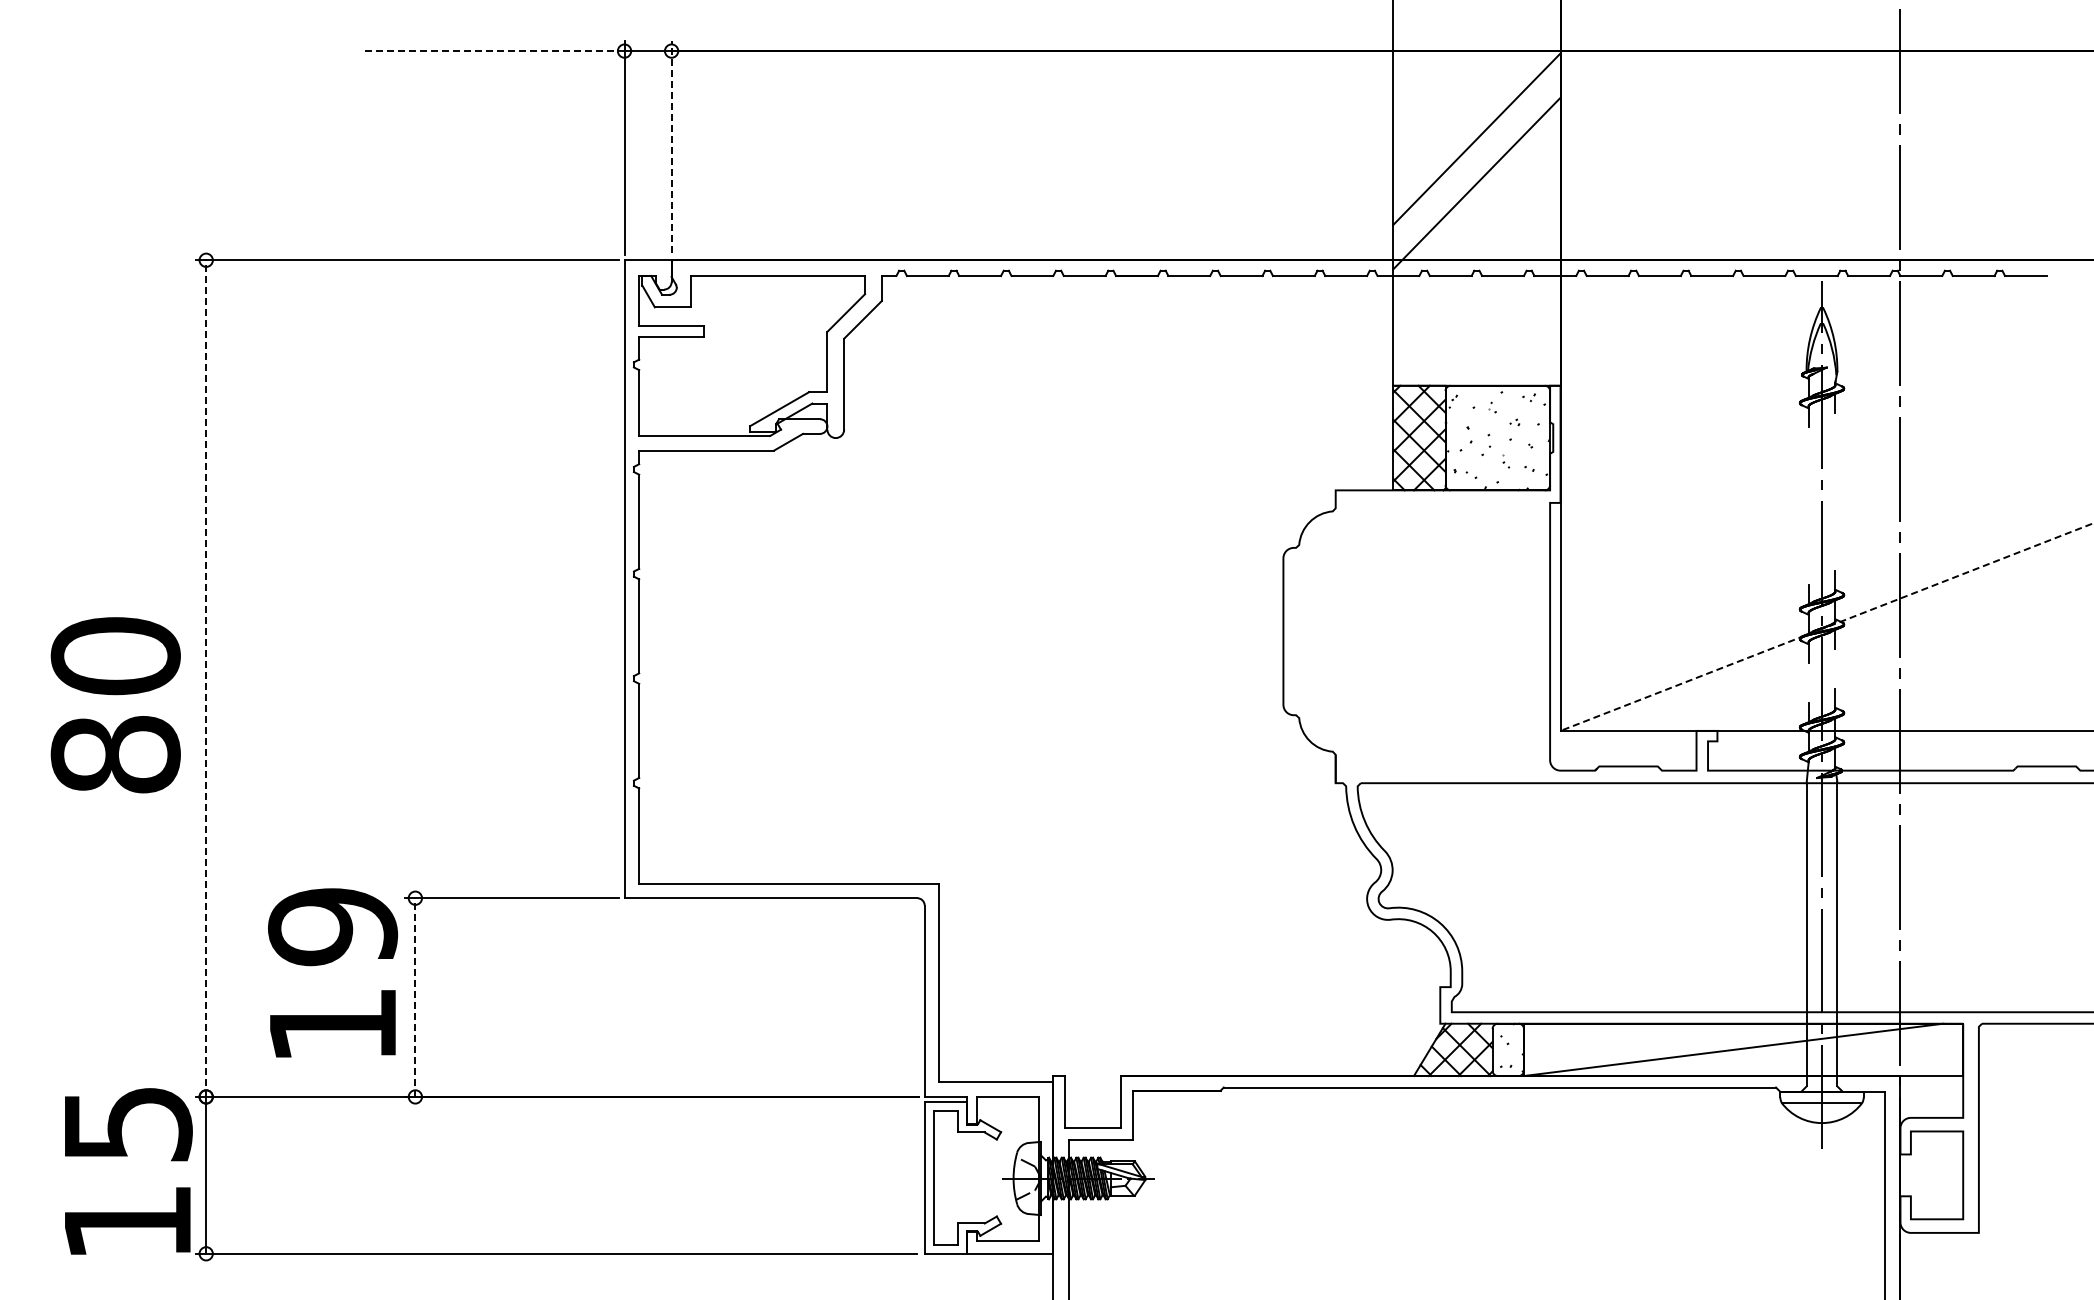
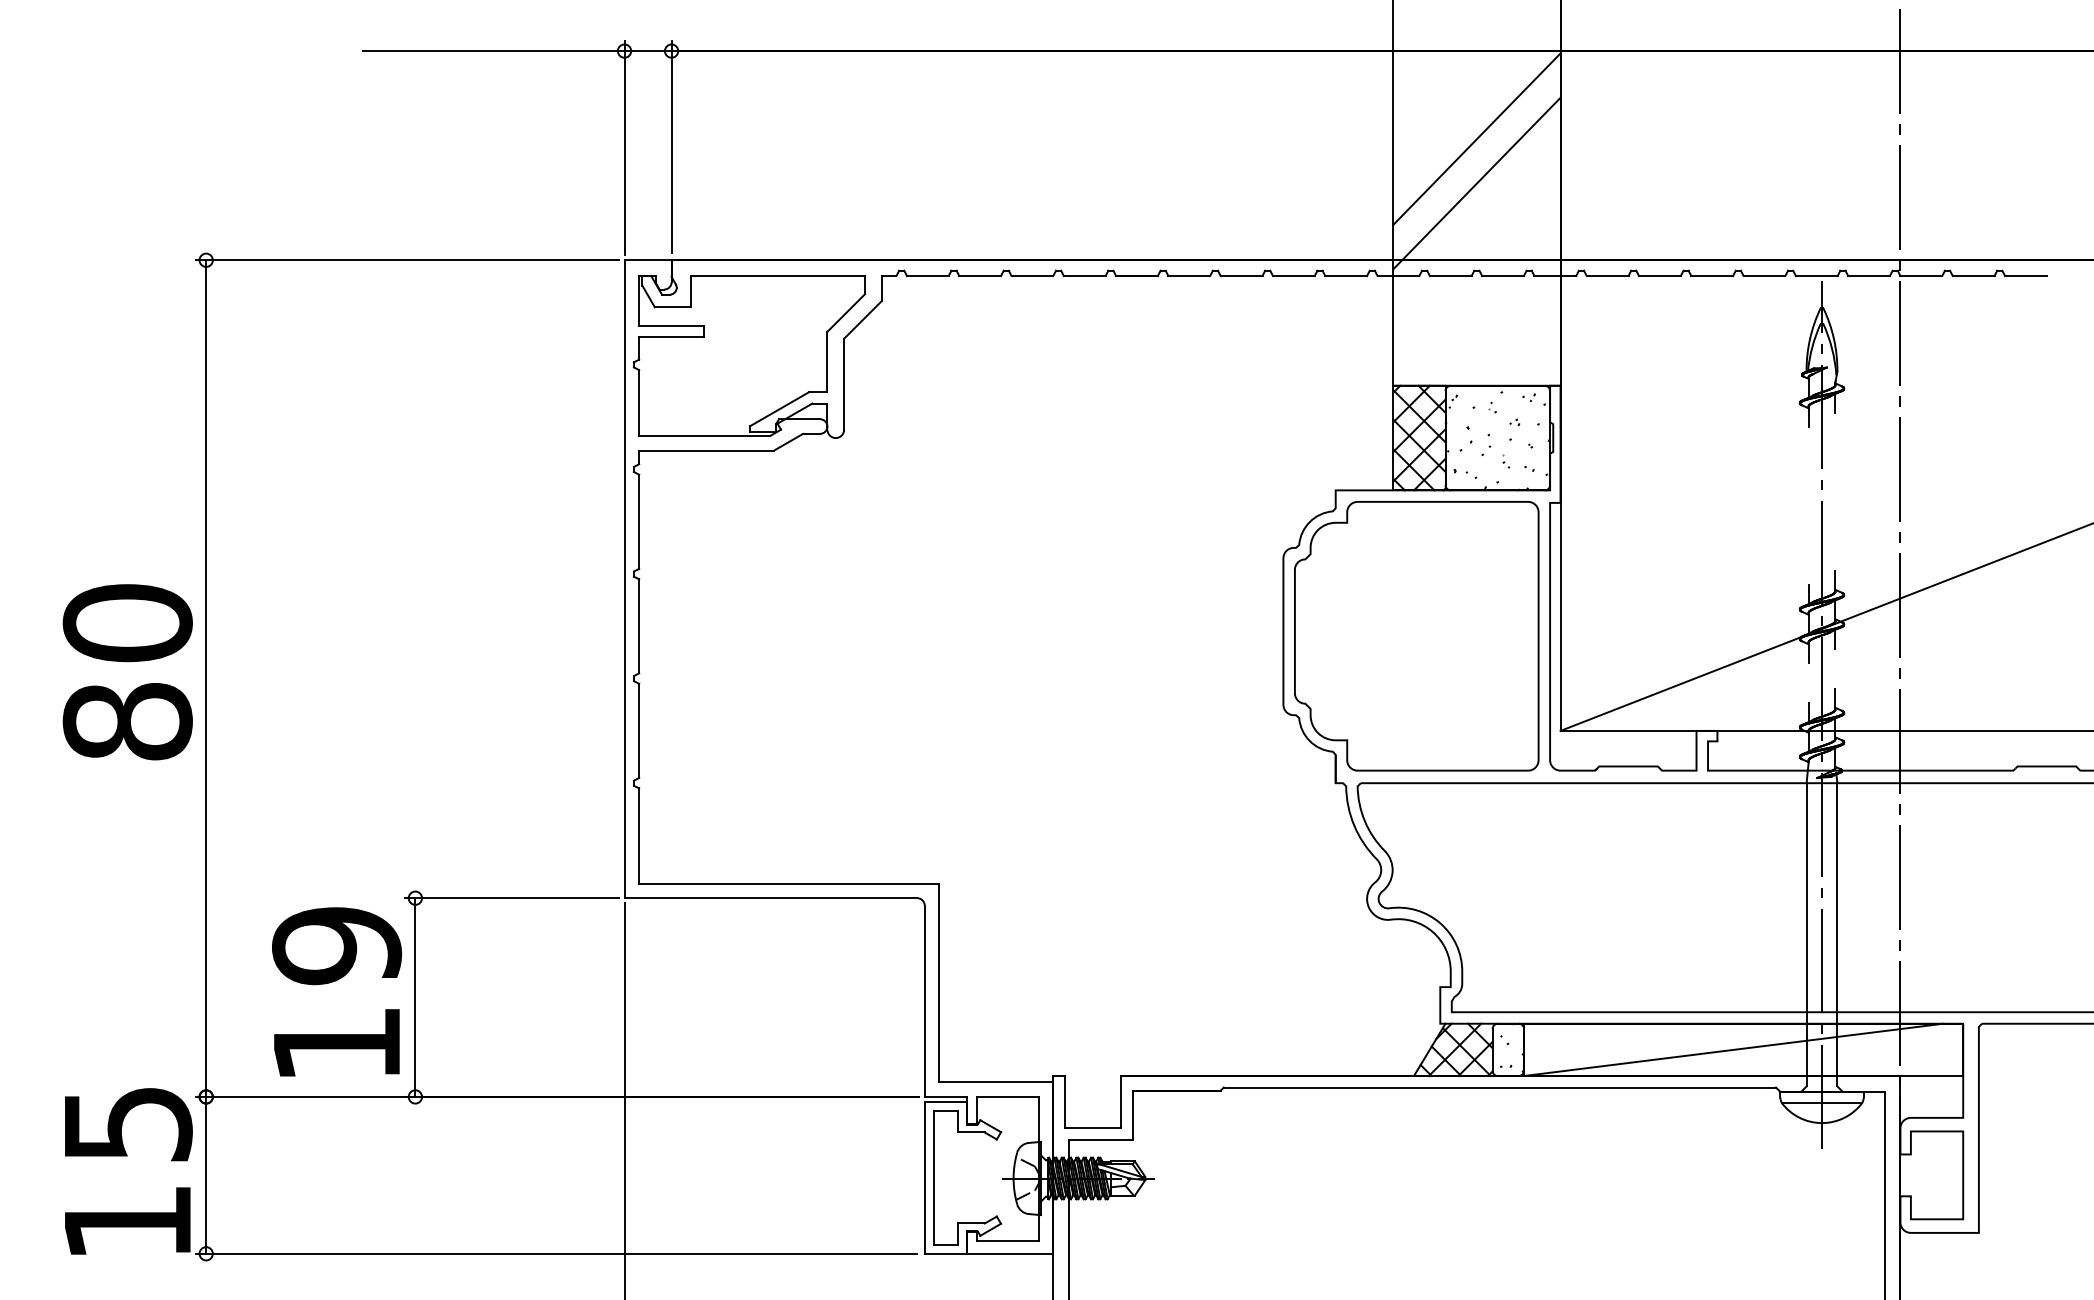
line: dashed -> solid (493, 51)
line: dashed -> solid (671, 146)
line: dashed -> solid (1826, 627)
part: none -> present (1416, 636)
line: dashed -> solid (206, 678)
text position: (115, 705) -> (127, 672) (127, 672)
text position: (333, 972) -> (337, 991) (337, 991)
line: dashed -> solid (415, 997)
line: none -> present (624, 1099)
